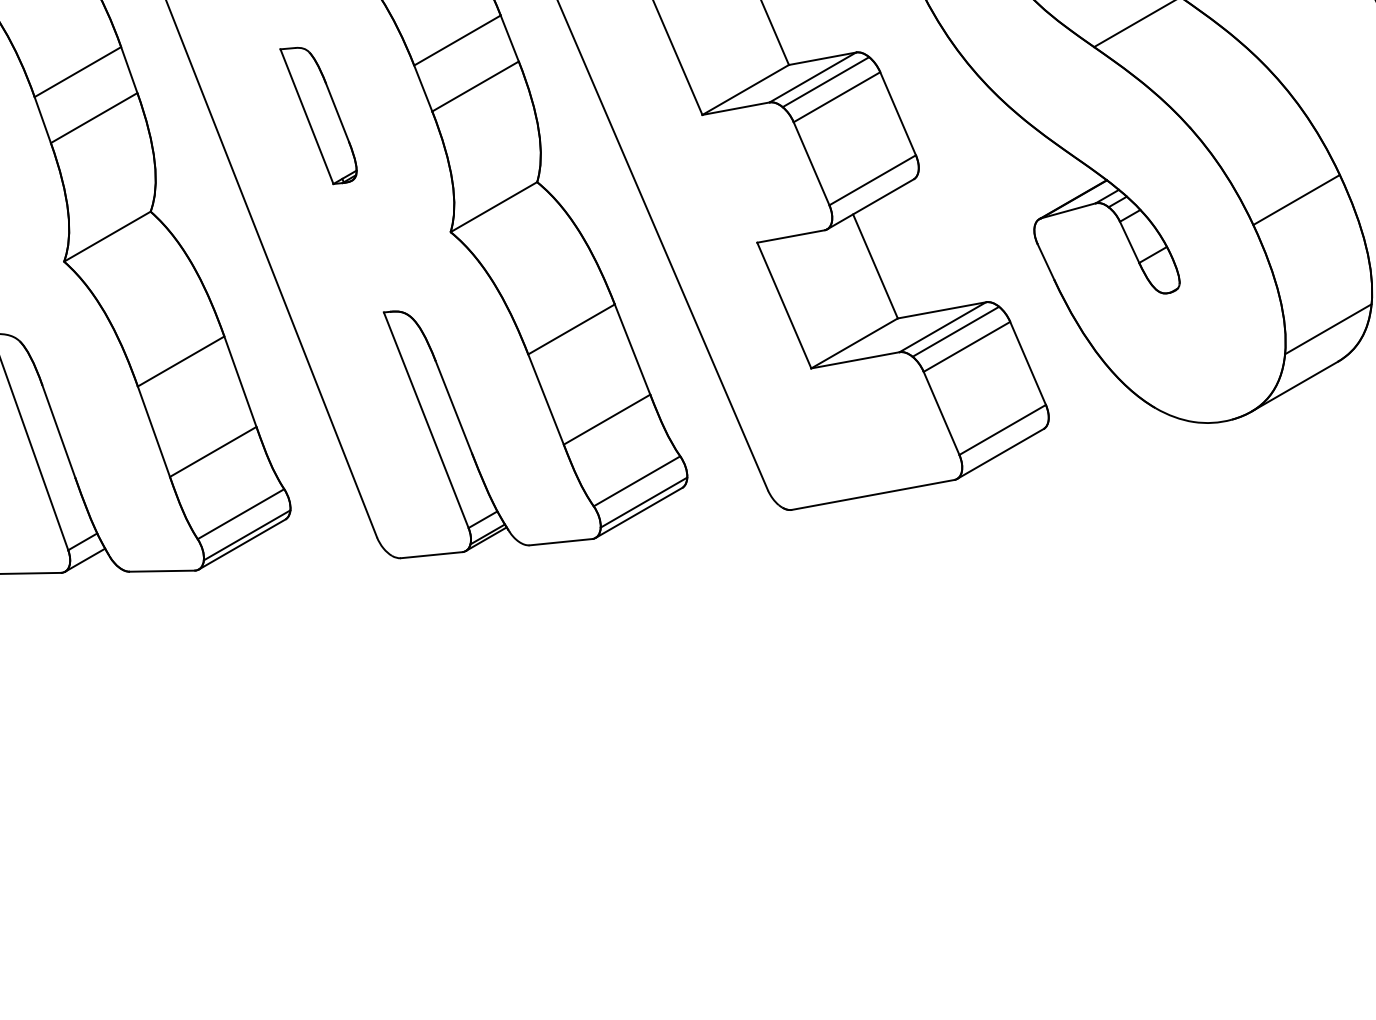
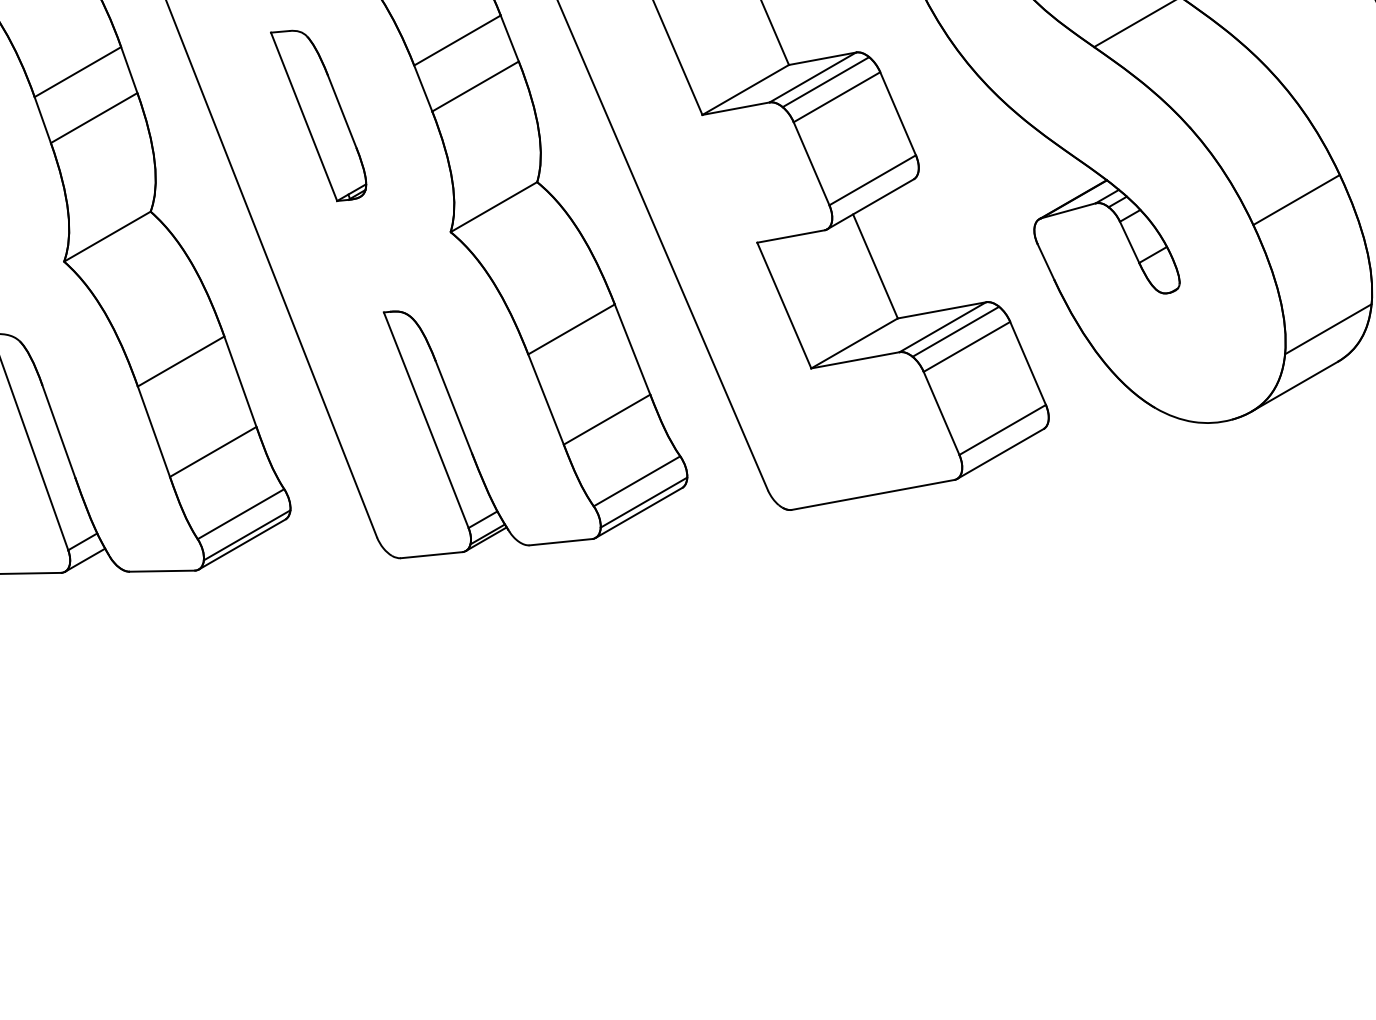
part size: 79x140 px -> 98x174 px (318, 115)
